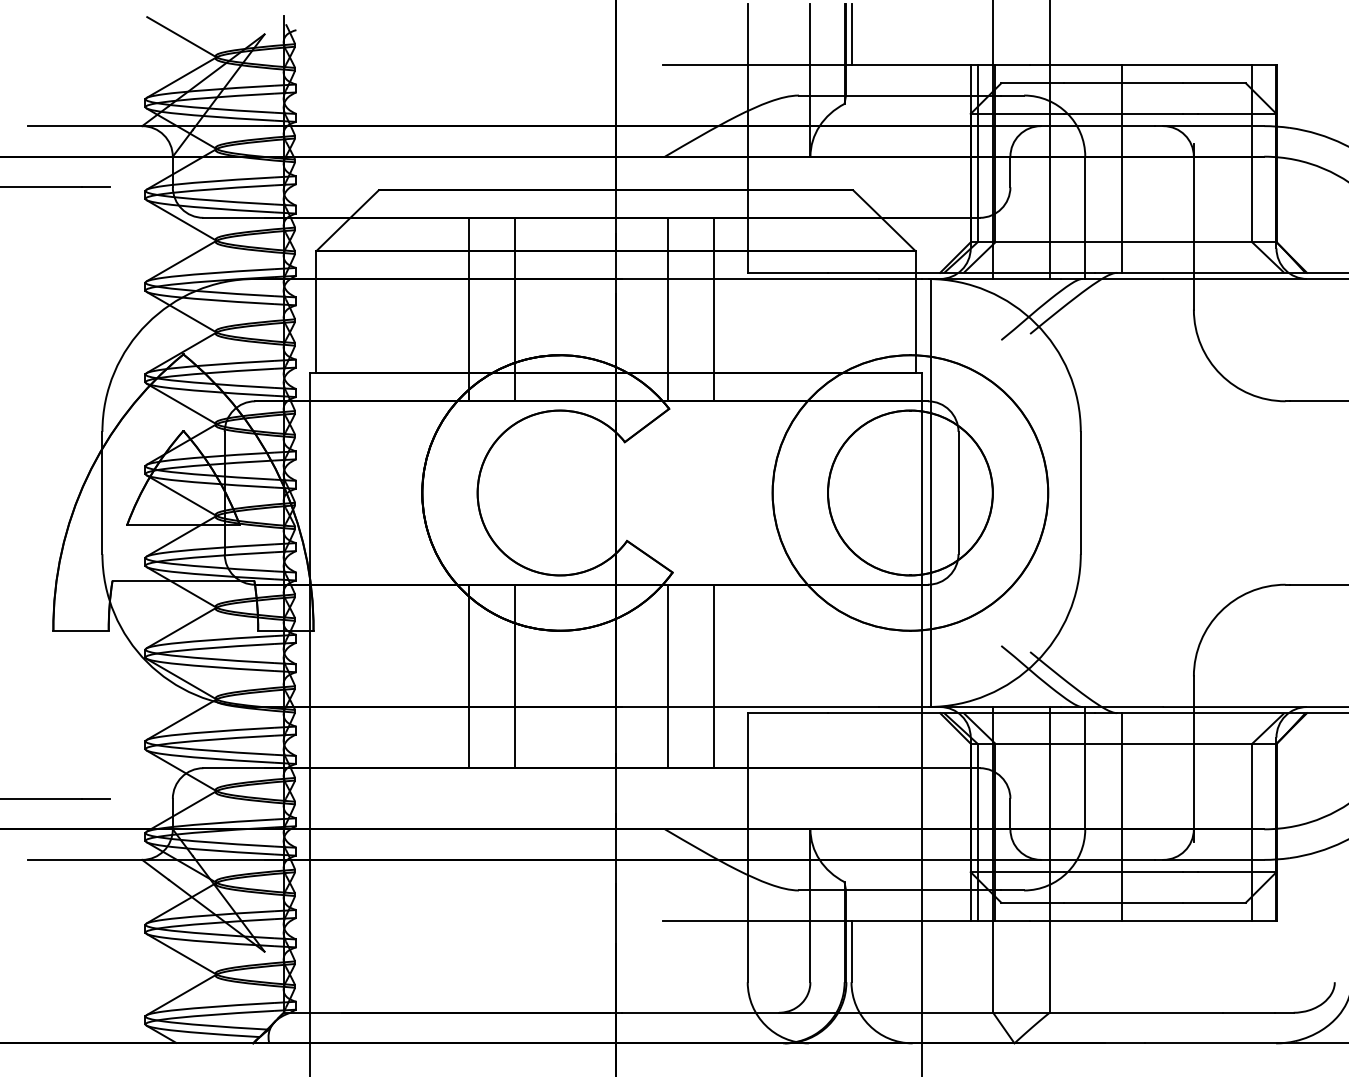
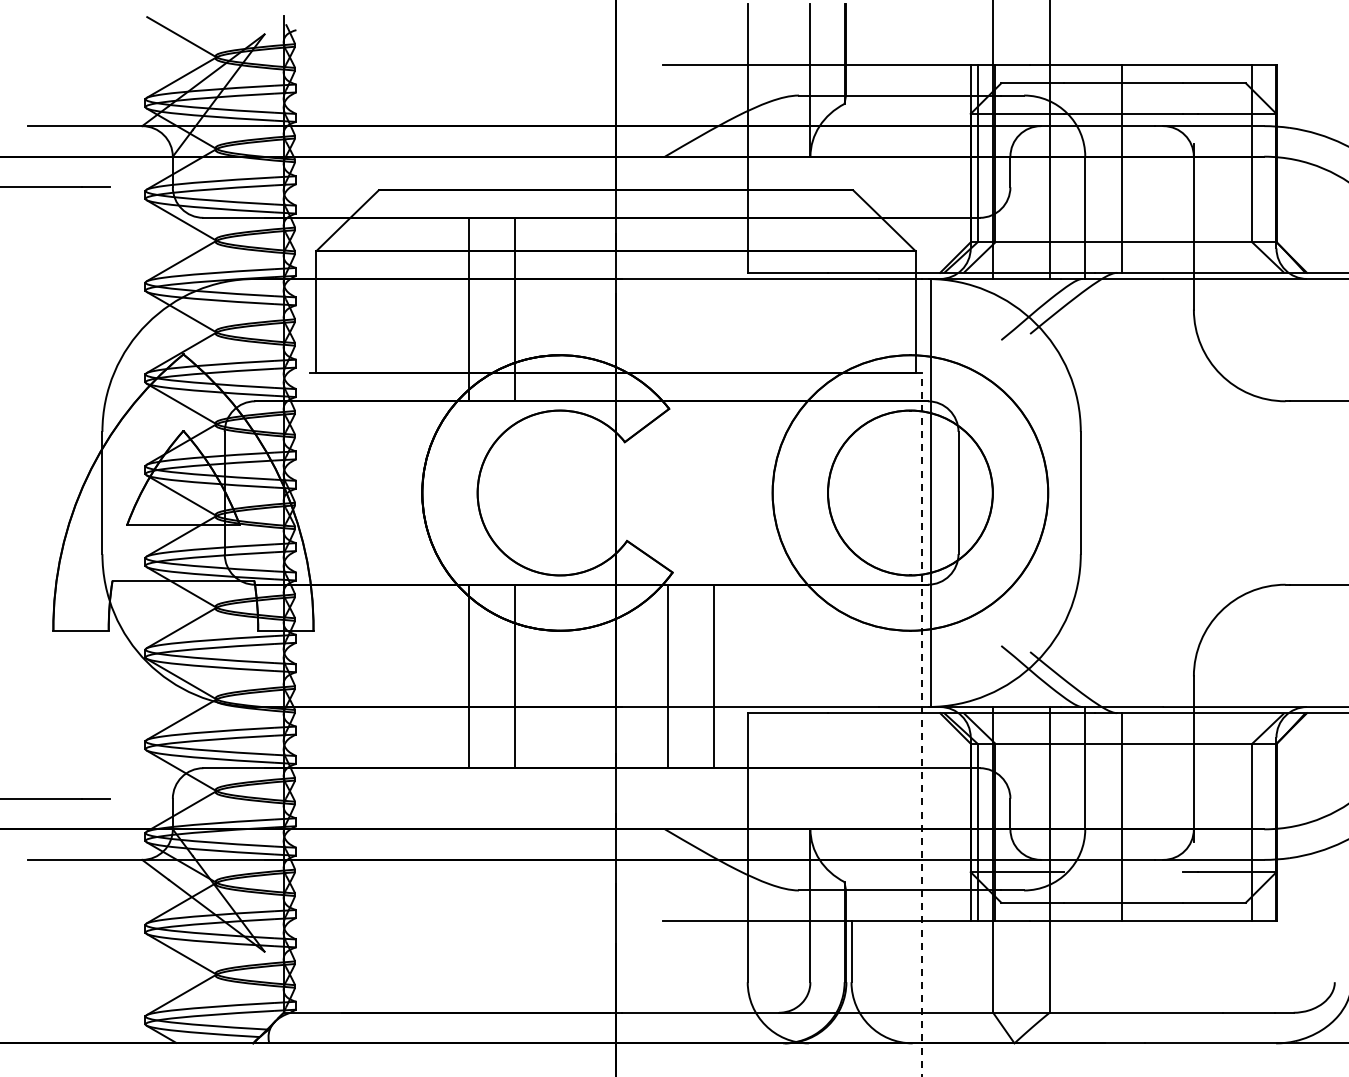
line: present -> none (851, 33)
line: present -> none (668, 309)
line: present -> none (713, 309)
line: present -> none (310, 723)
line: solid -> dashed (921, 725)
line: present -> none (1123, 872)
